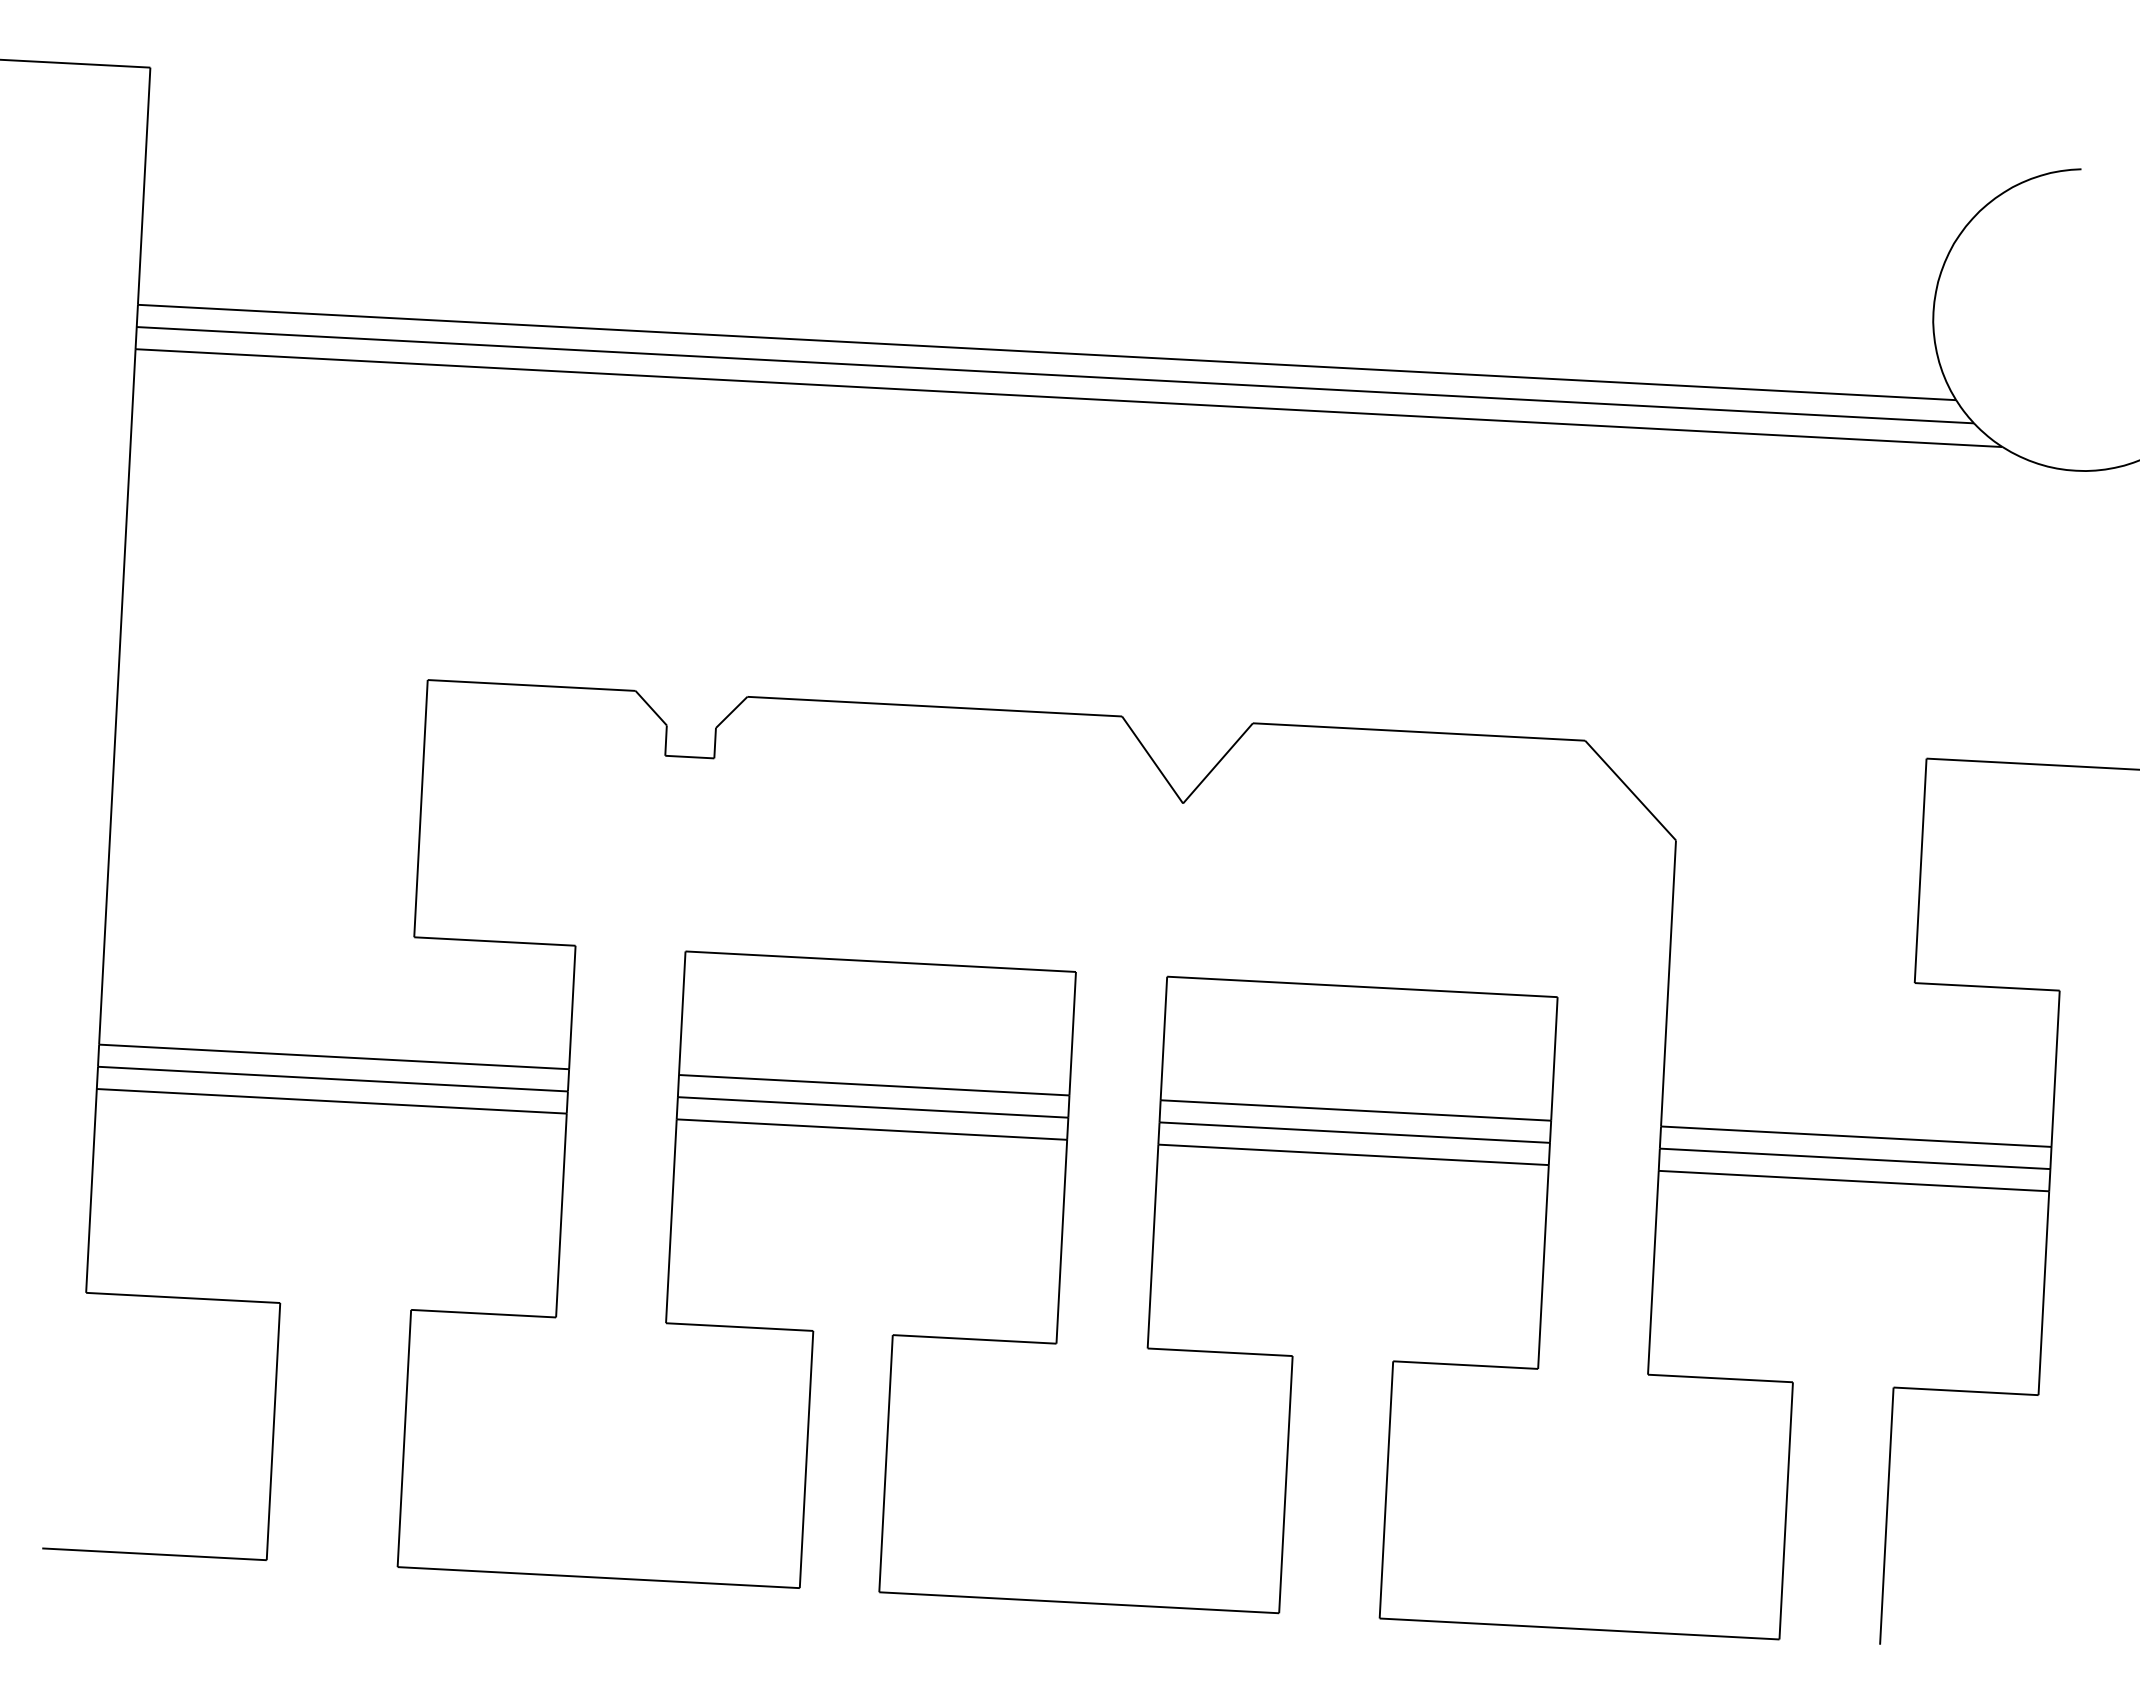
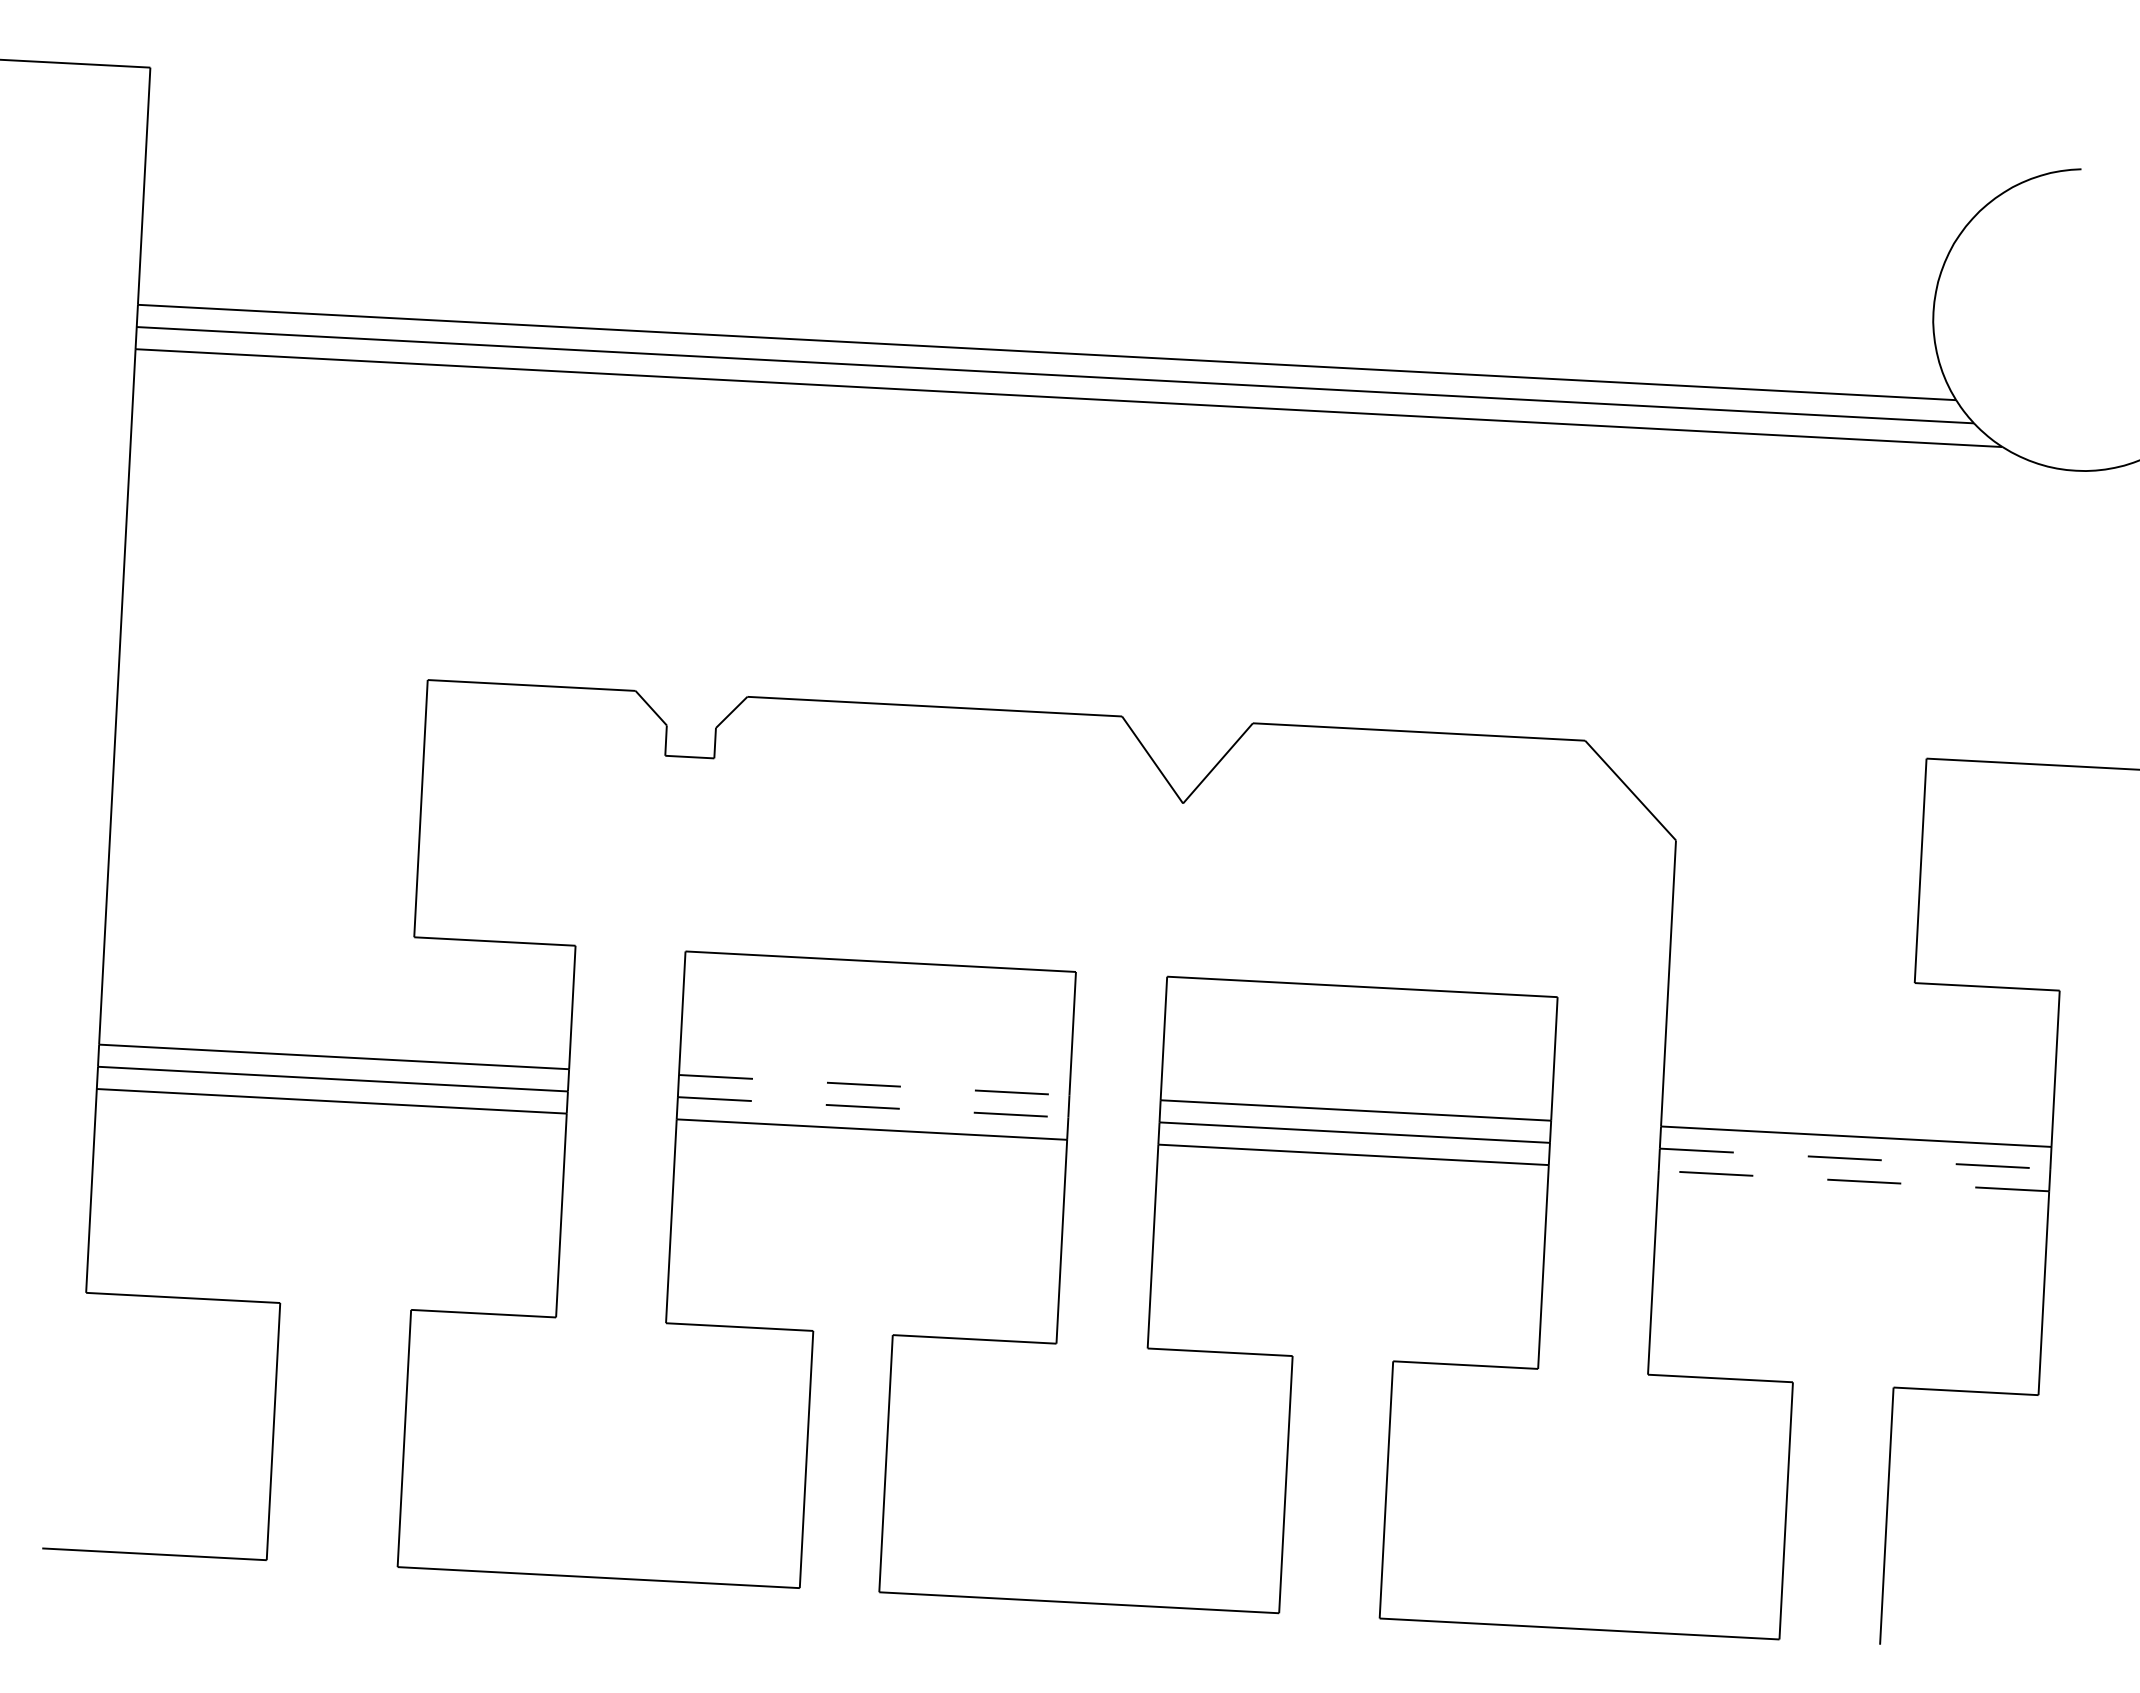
line: solid -> dashed (874, 1085)
line: solid -> dashed (873, 1107)
line: solid -> dashed (1855, 1158)
line: solid -> dashed (1853, 1181)
